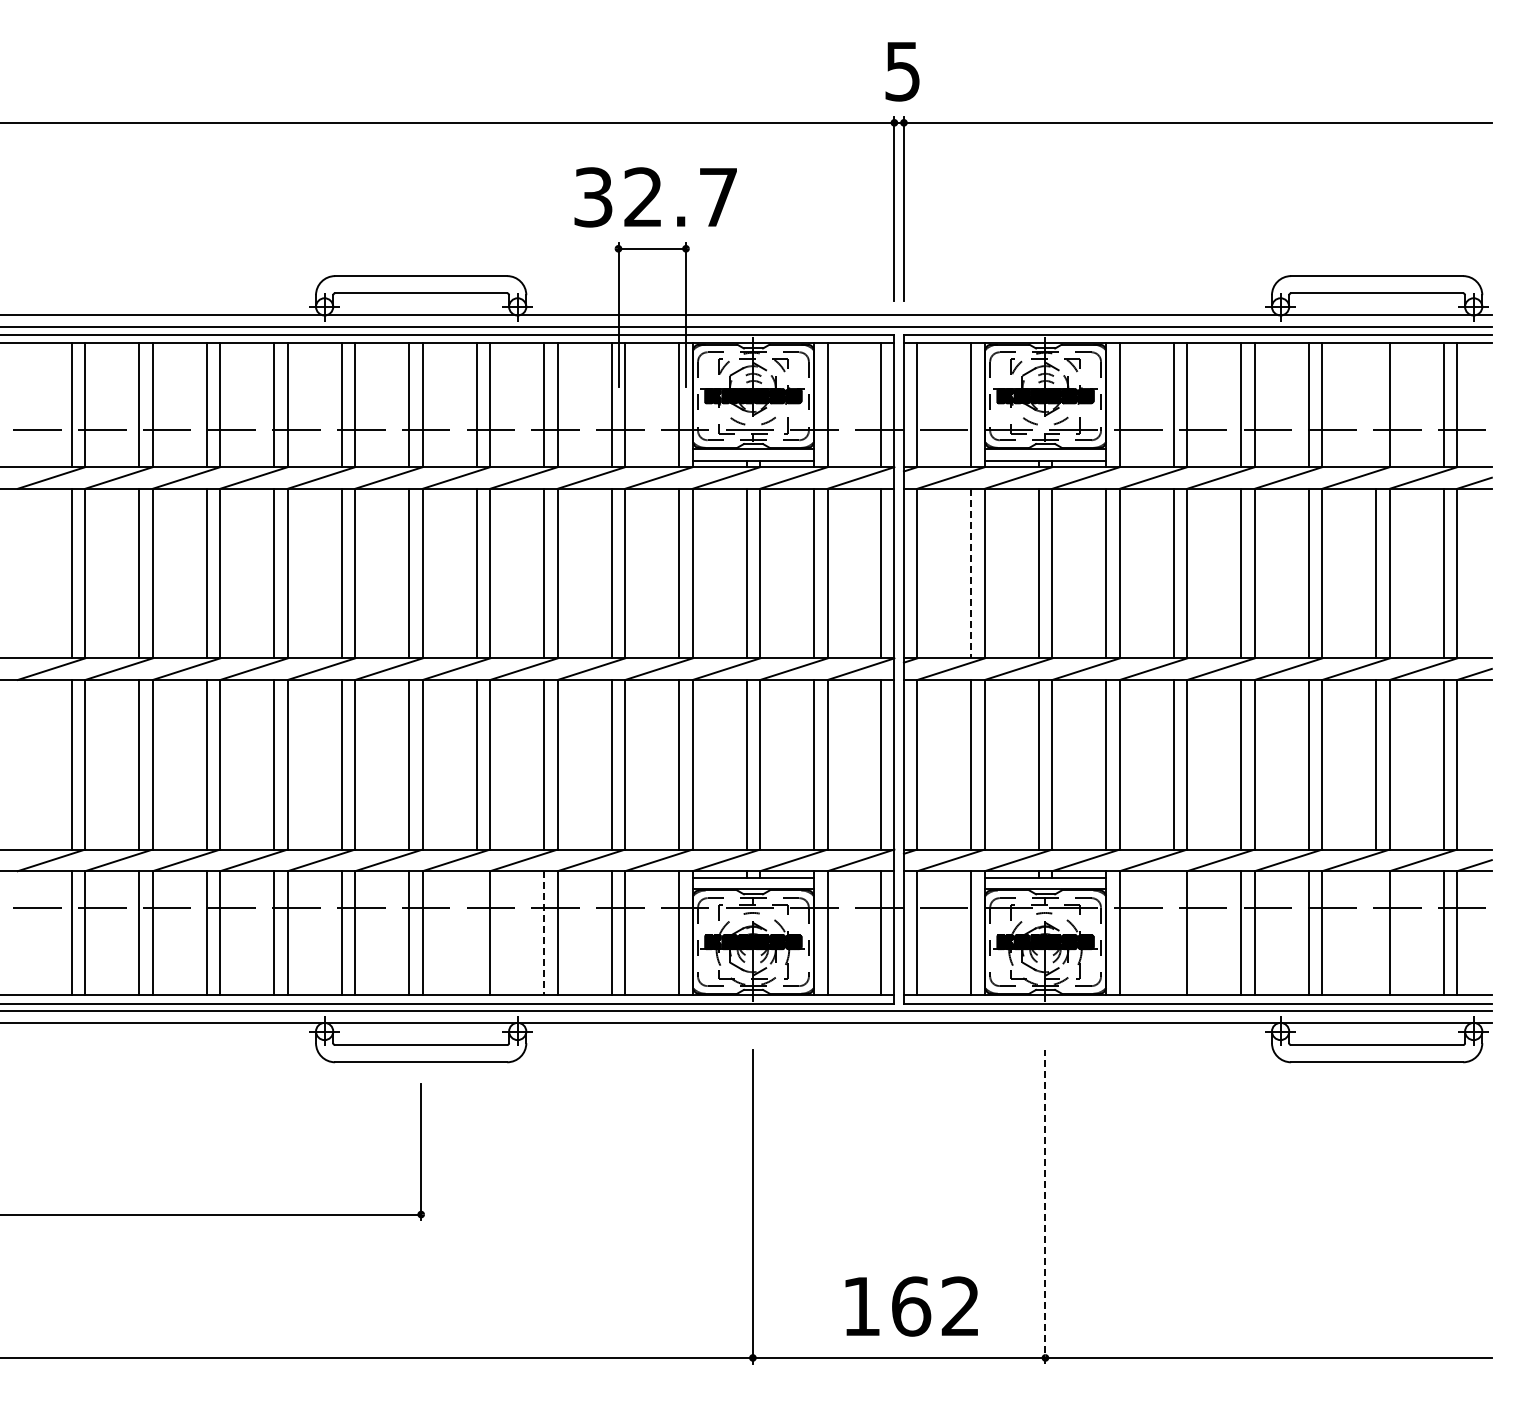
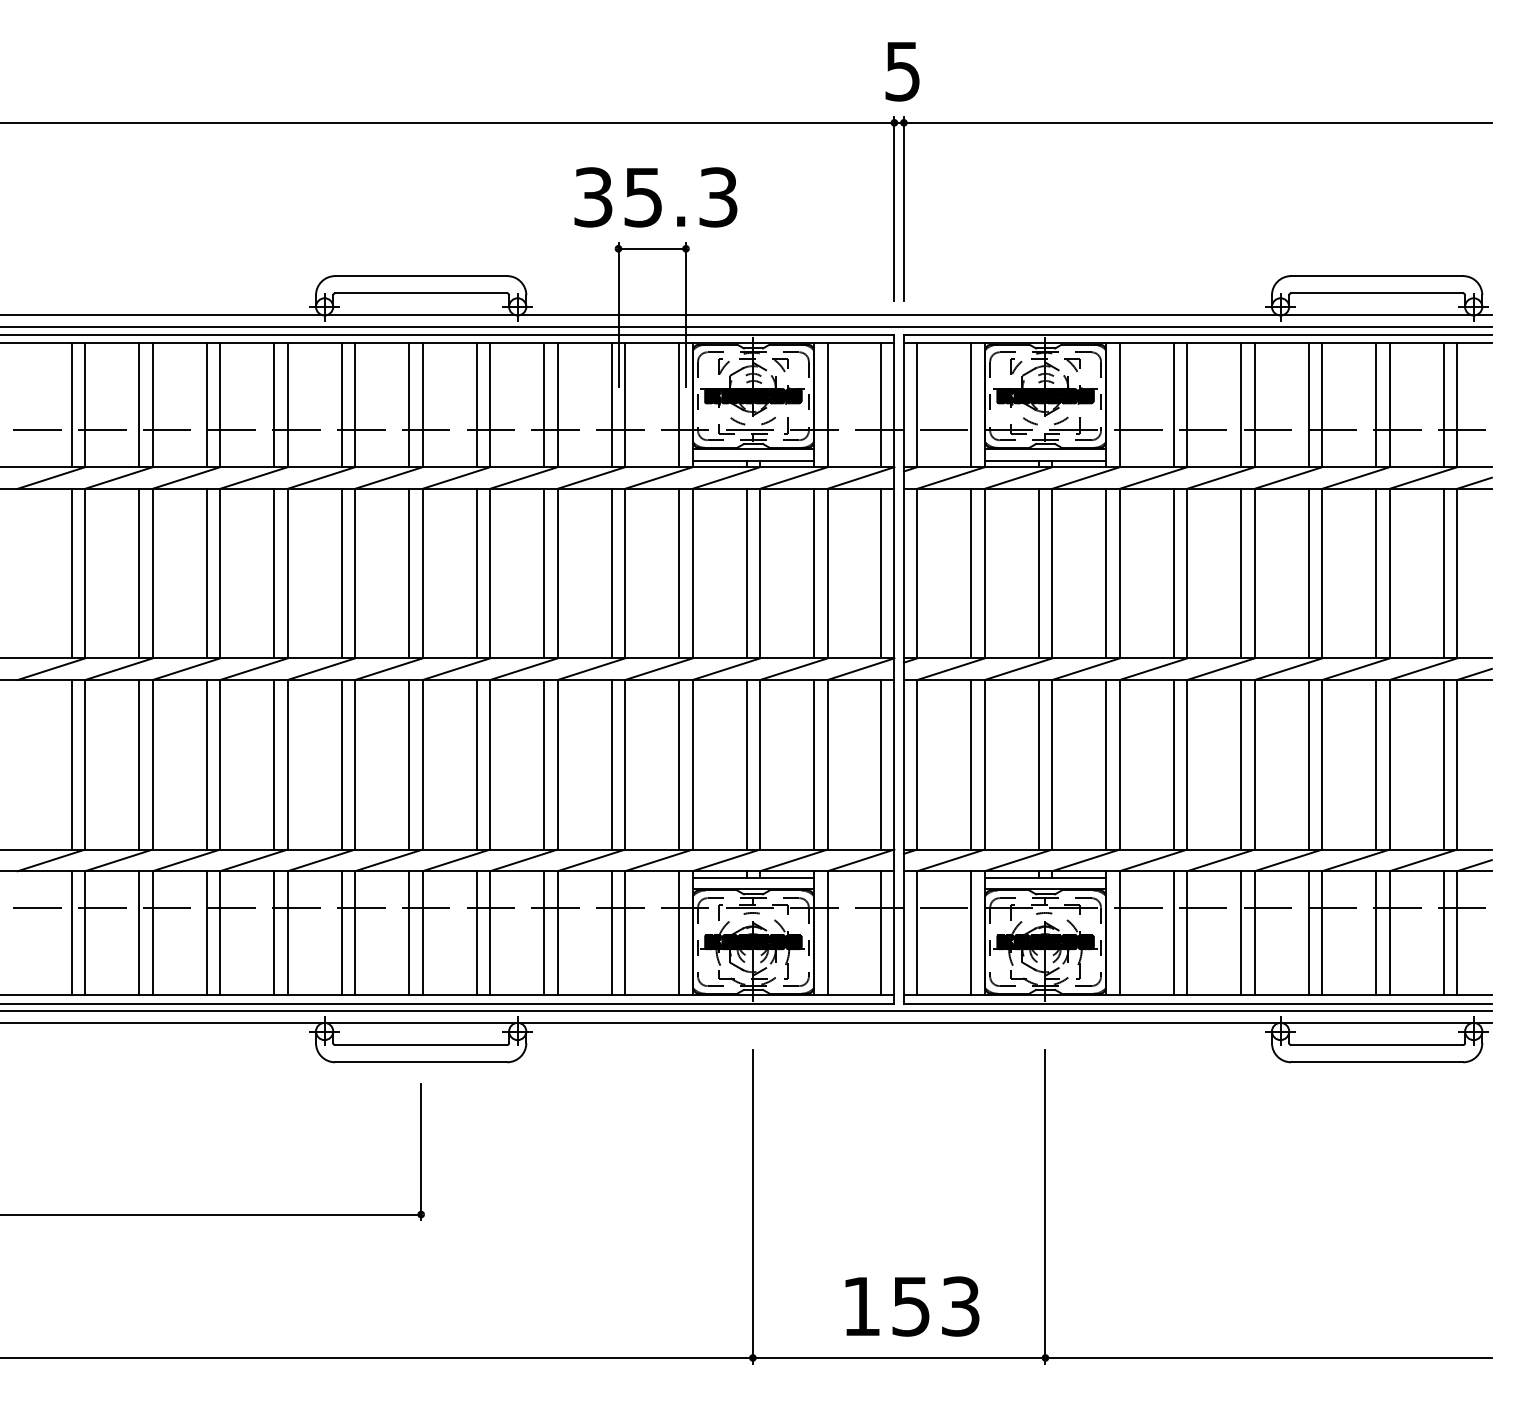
text: 32.7 -> 35.3 (680, 197)
line: none -> present (1376, 405)
line: dashed -> solid (971, 573)
line: none -> present (476, 933)
line: dashed -> solid (544, 933)
line: none -> present (1173, 933)
line: none -> present (1376, 933)
line: dashed -> solid (1045, 1206)
text: 162 -> 153 (935, 1306)
